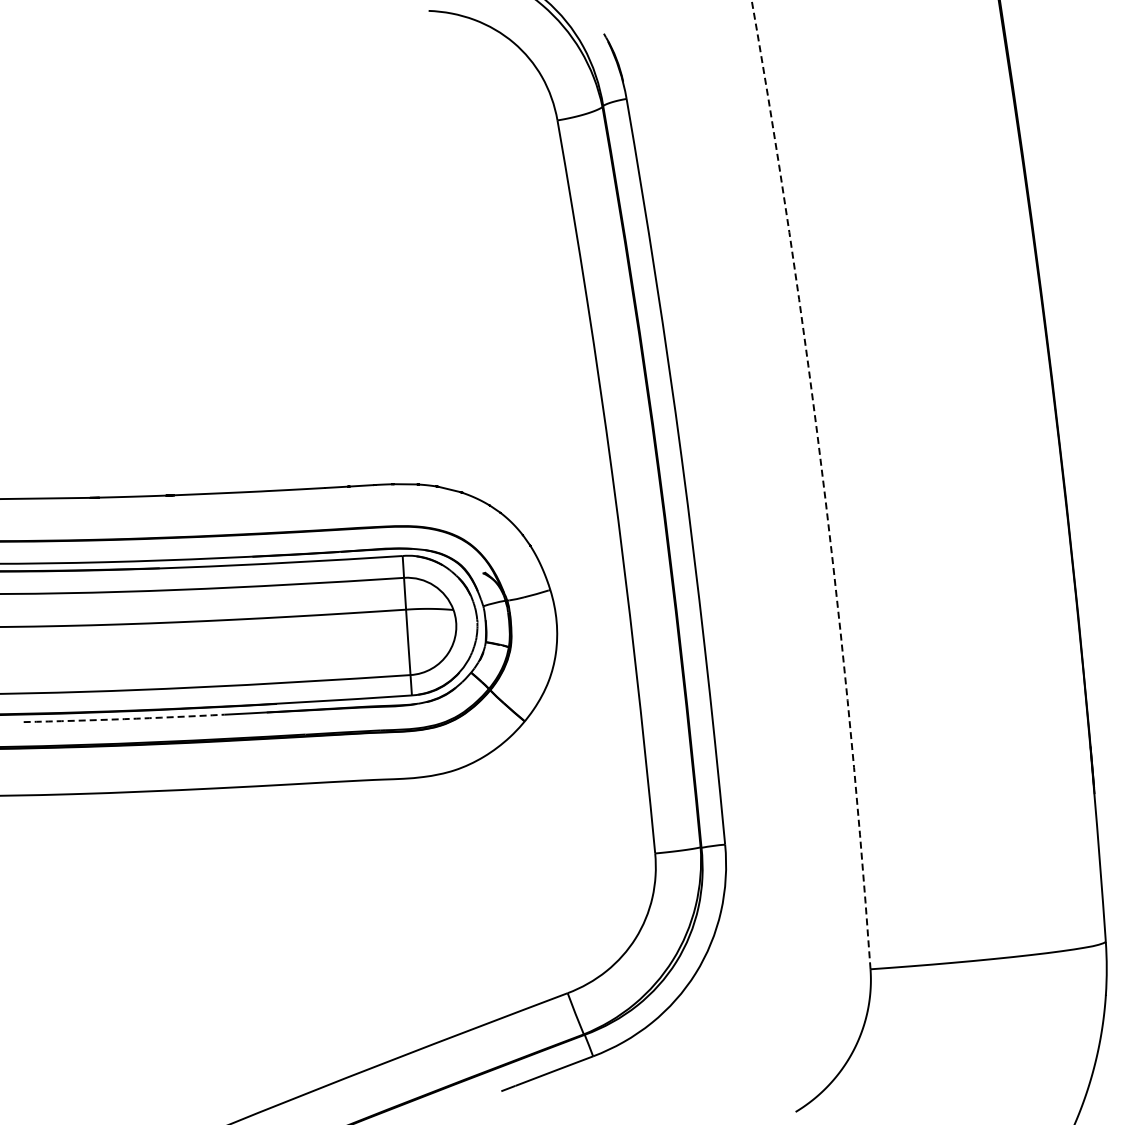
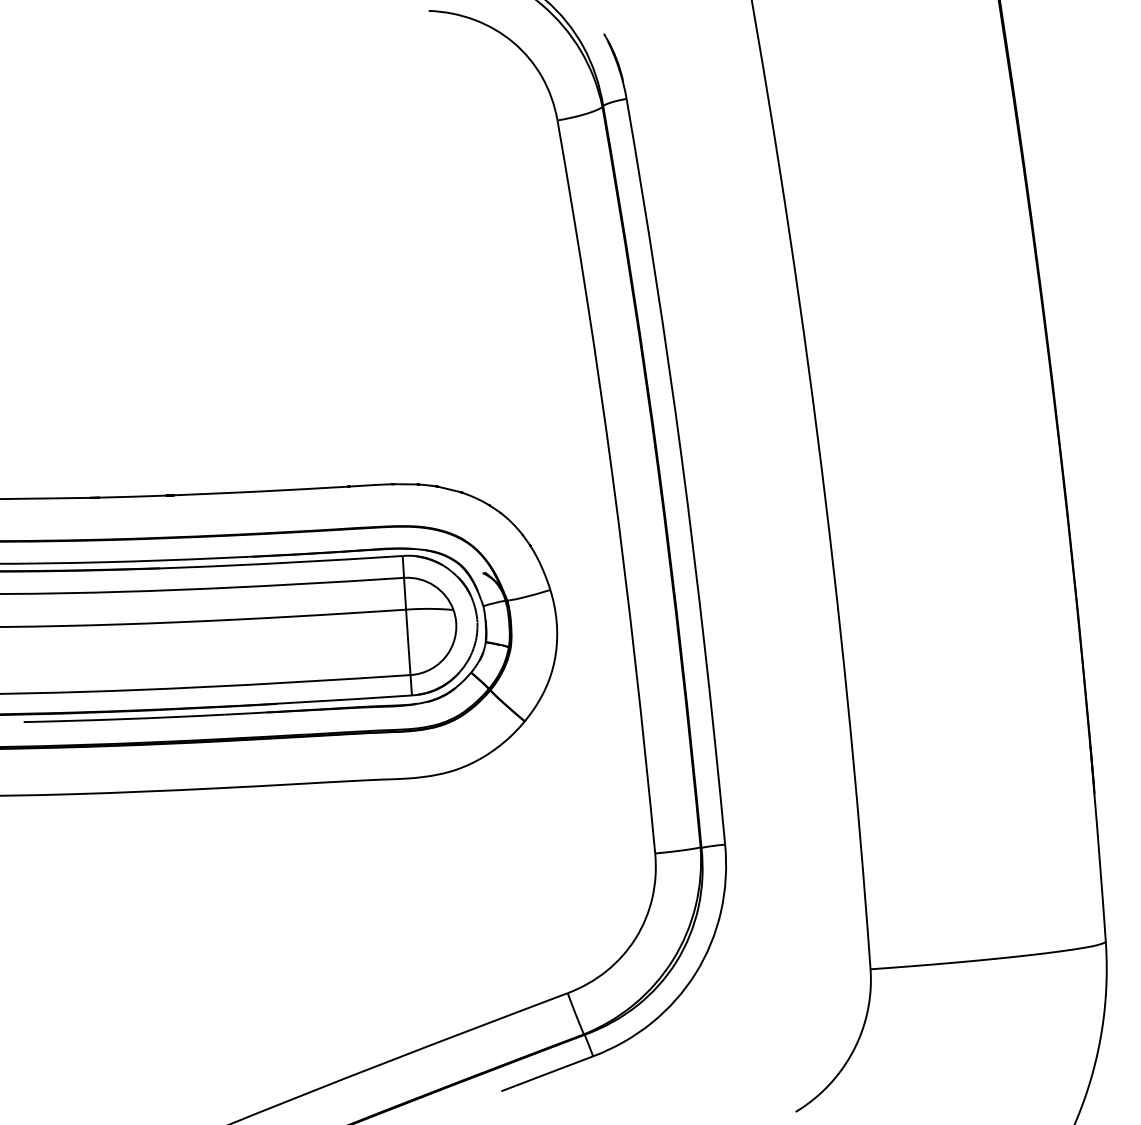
arc: dashed -> solid (823, 482)
arc: dashed -> solid (124, 719)
